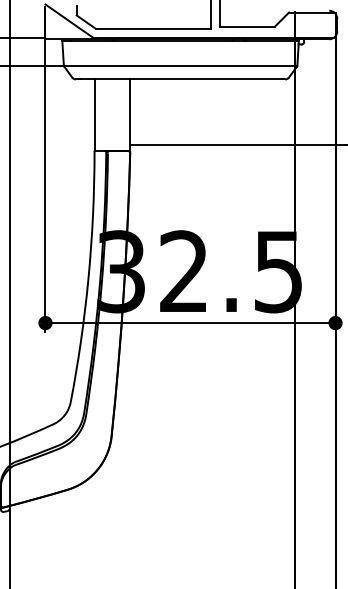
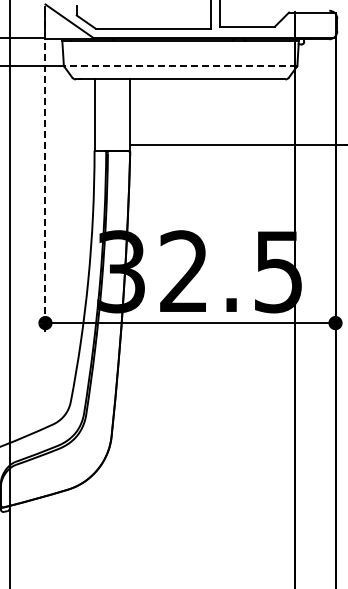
line: solid -> dashed (180, 66)
line: solid -> dashed (45, 171)
